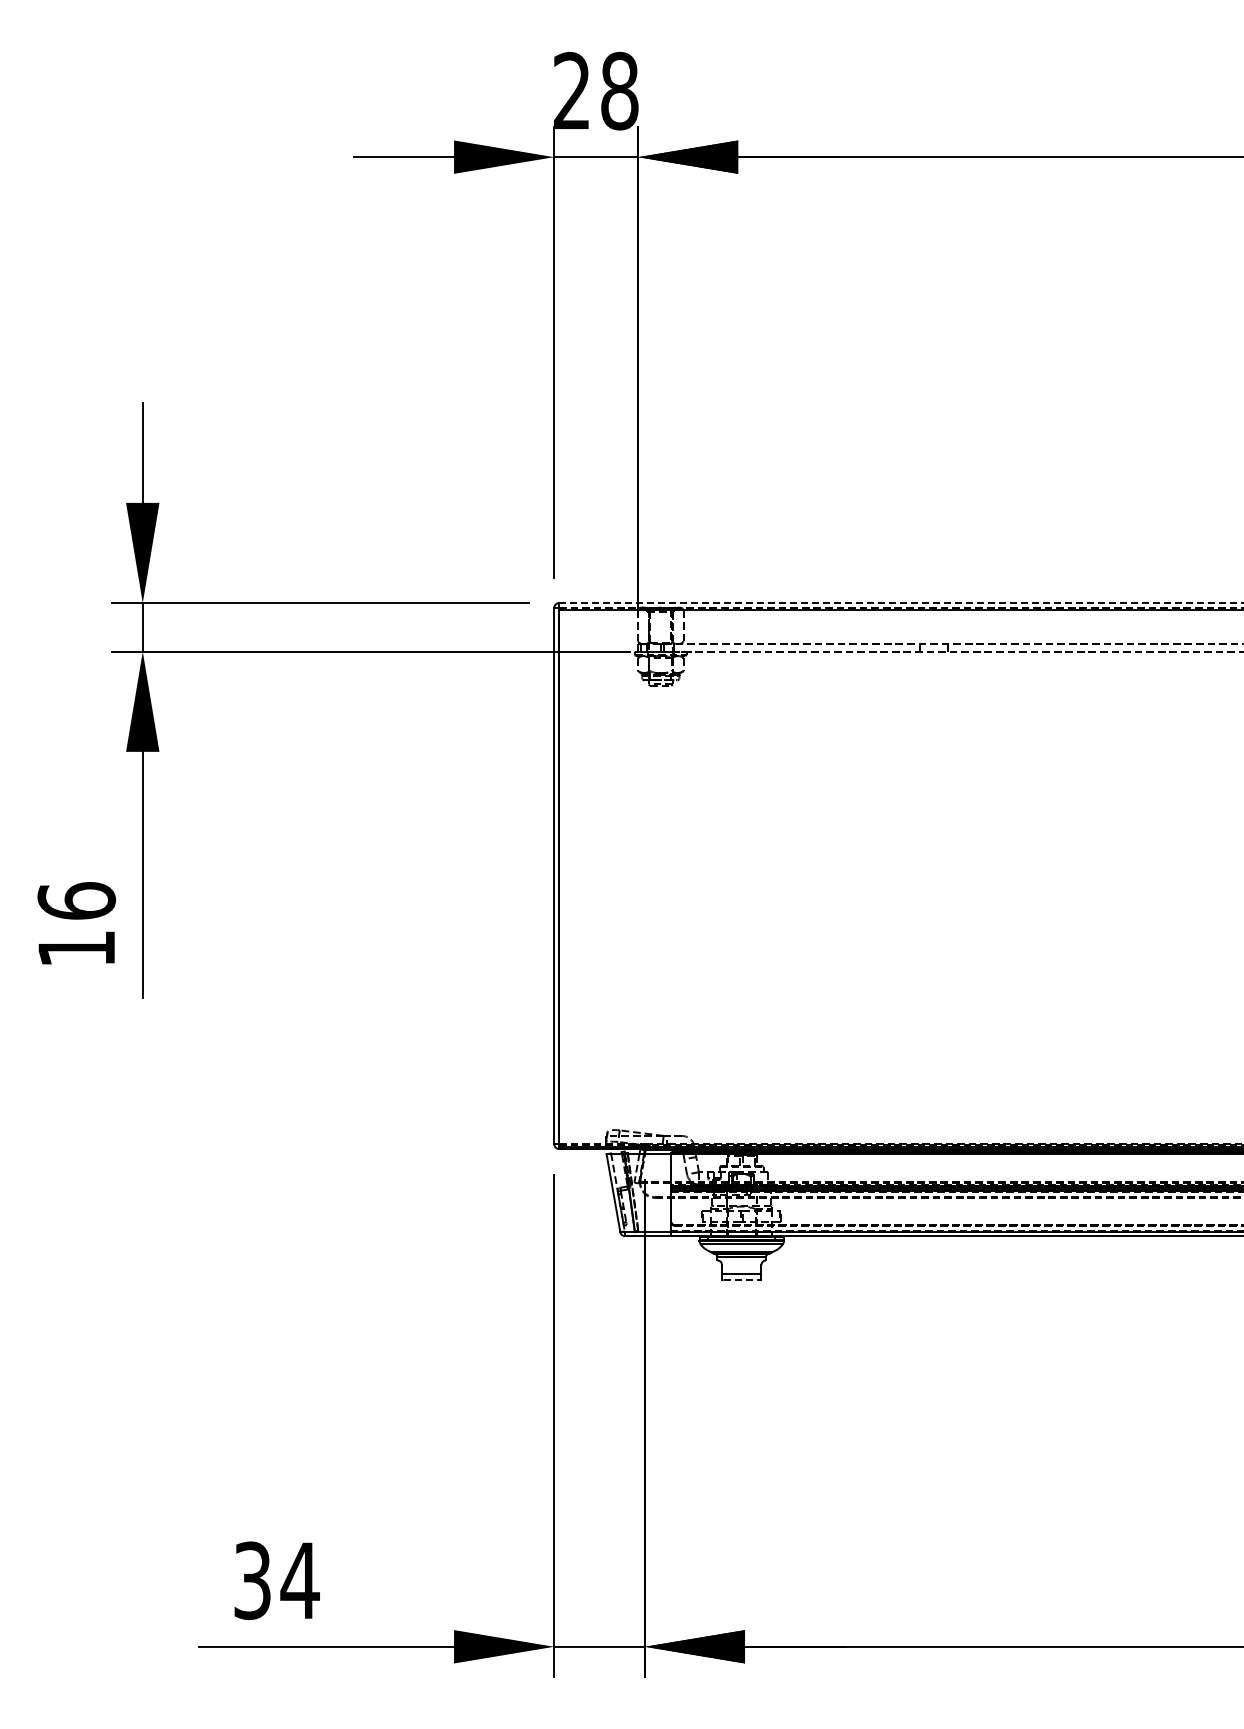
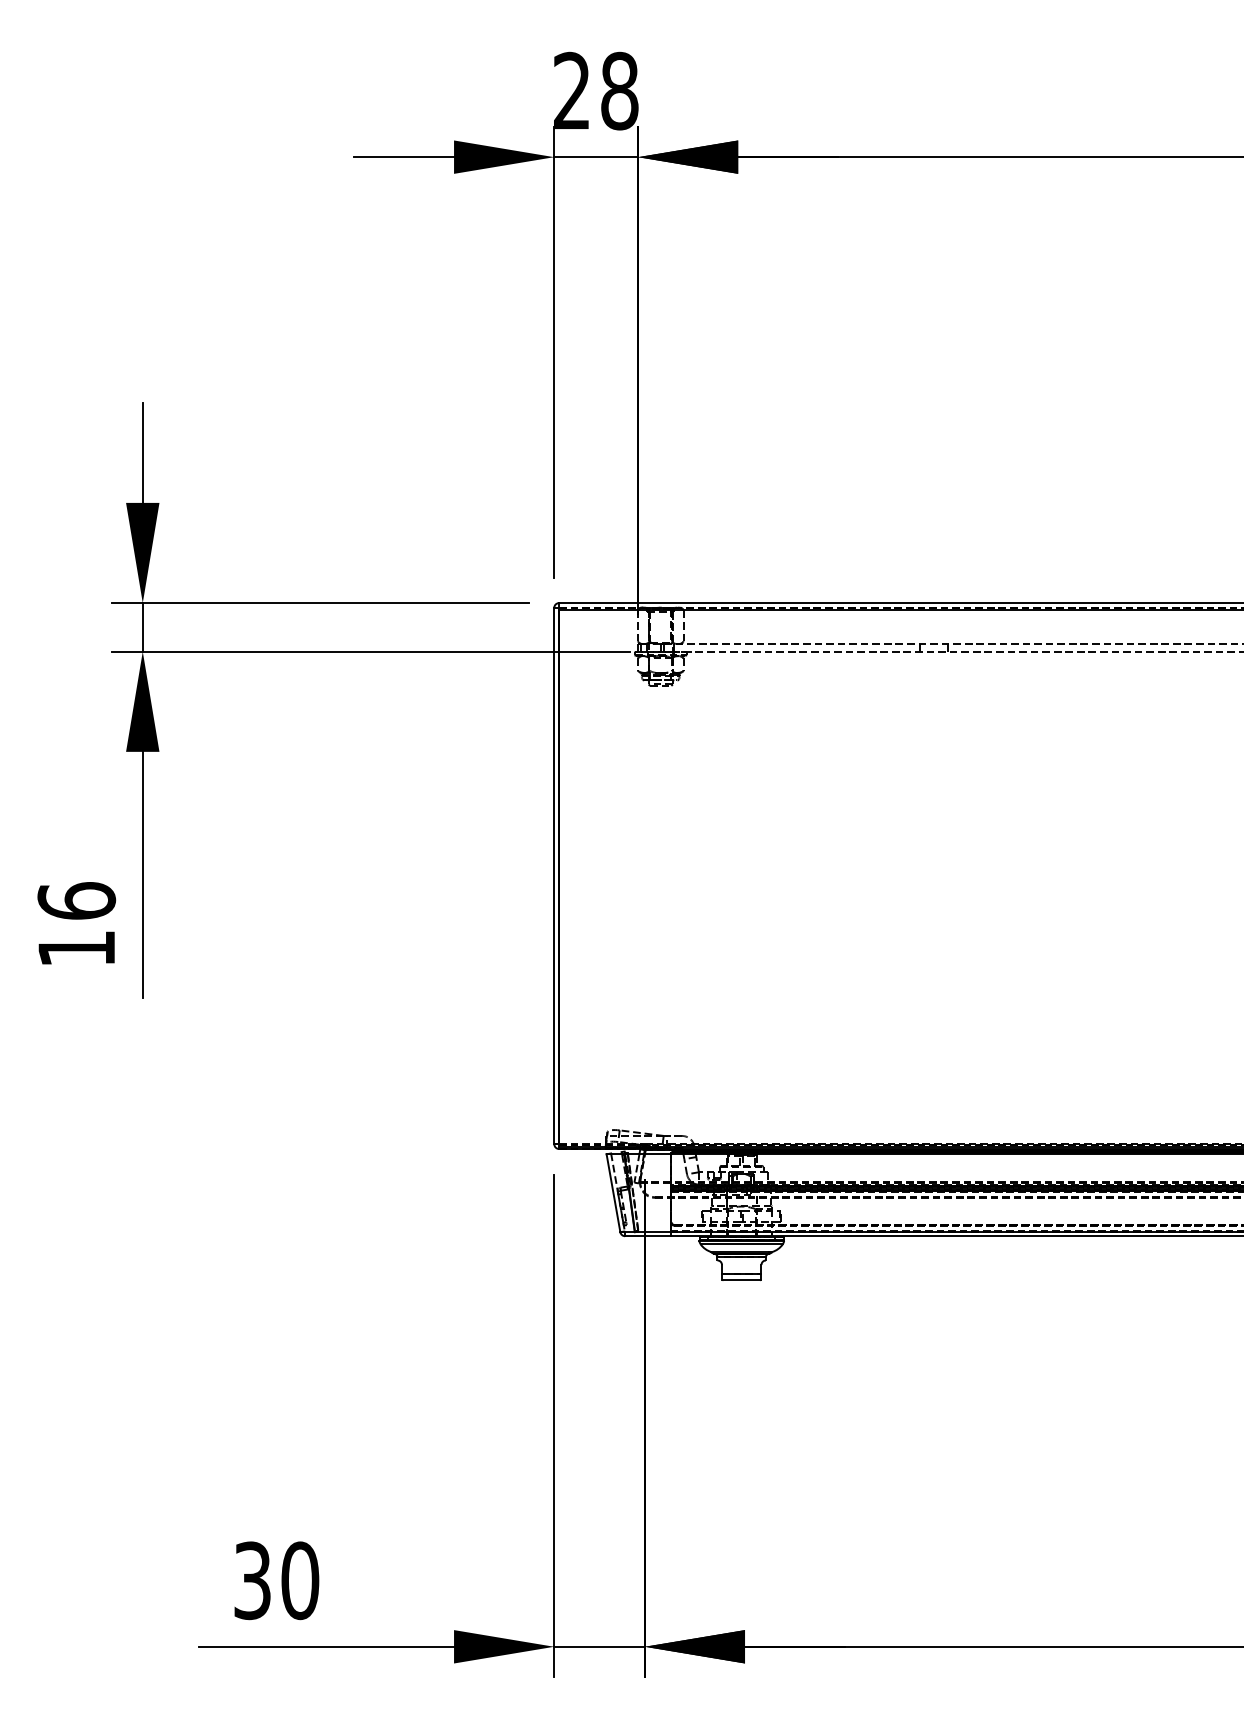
line: dashed -> solid (902, 603)
line: dashed -> solid (742, 1280)
text: 34 -> 30 (299, 1580)
